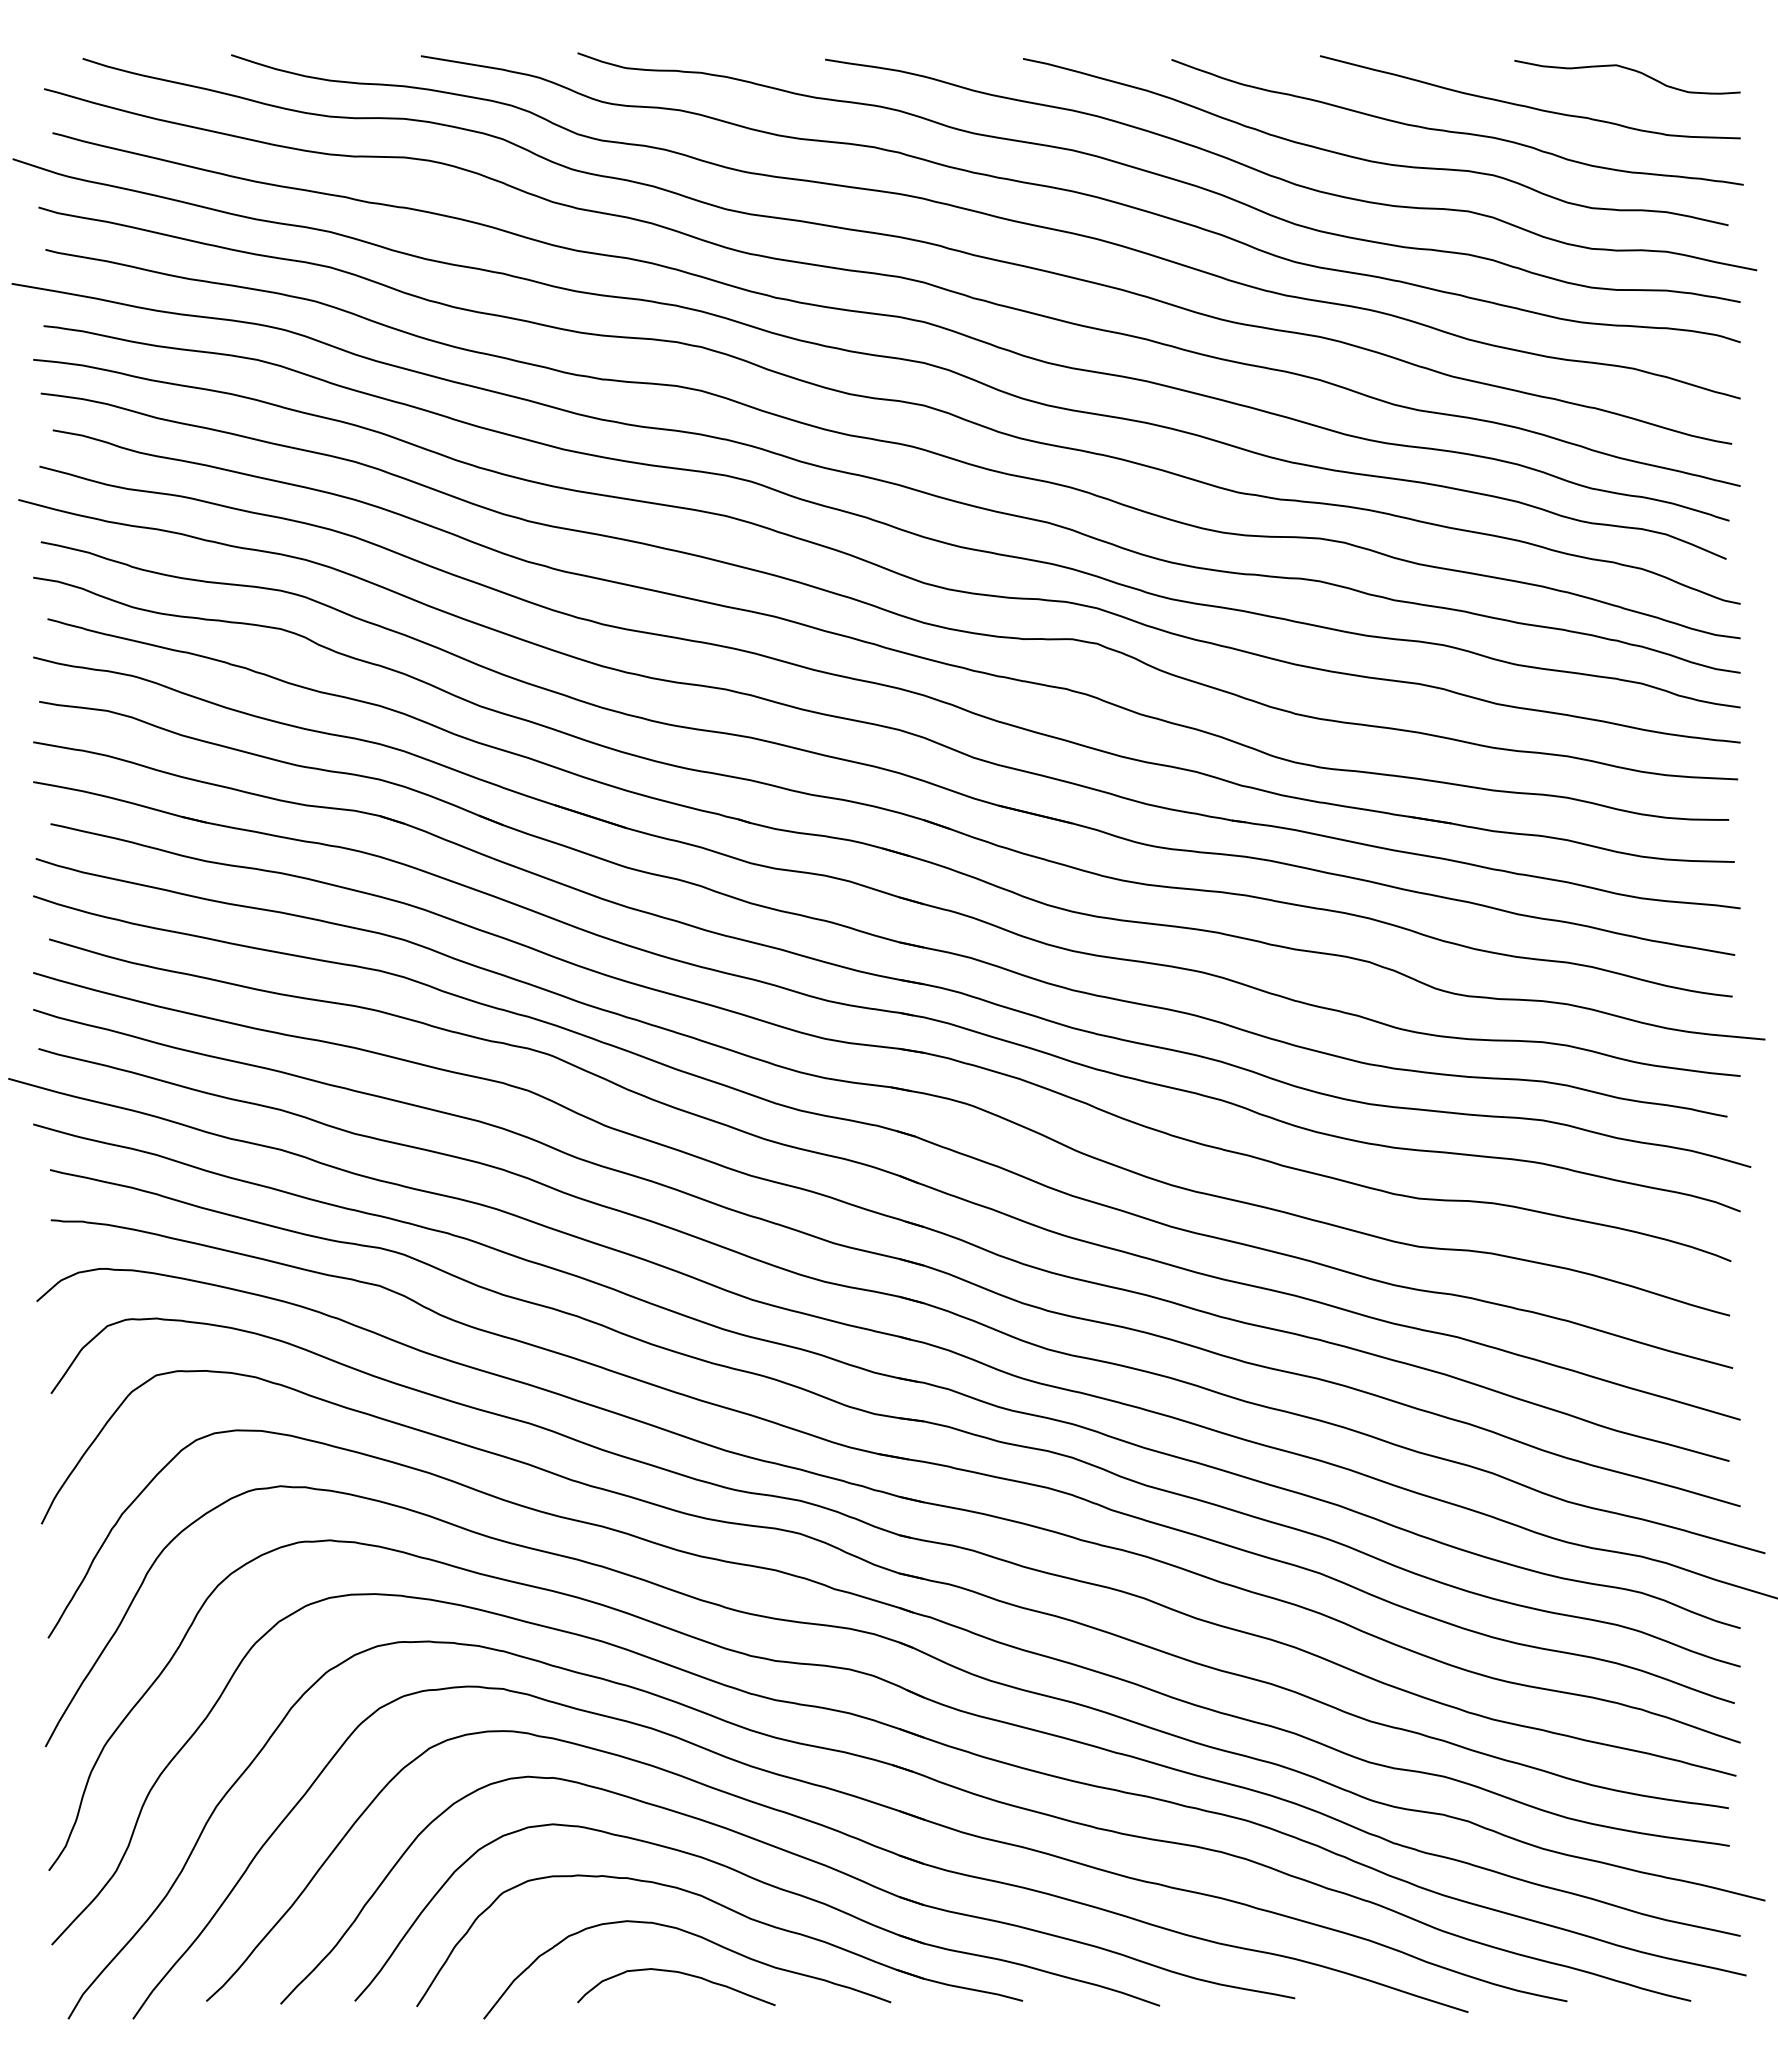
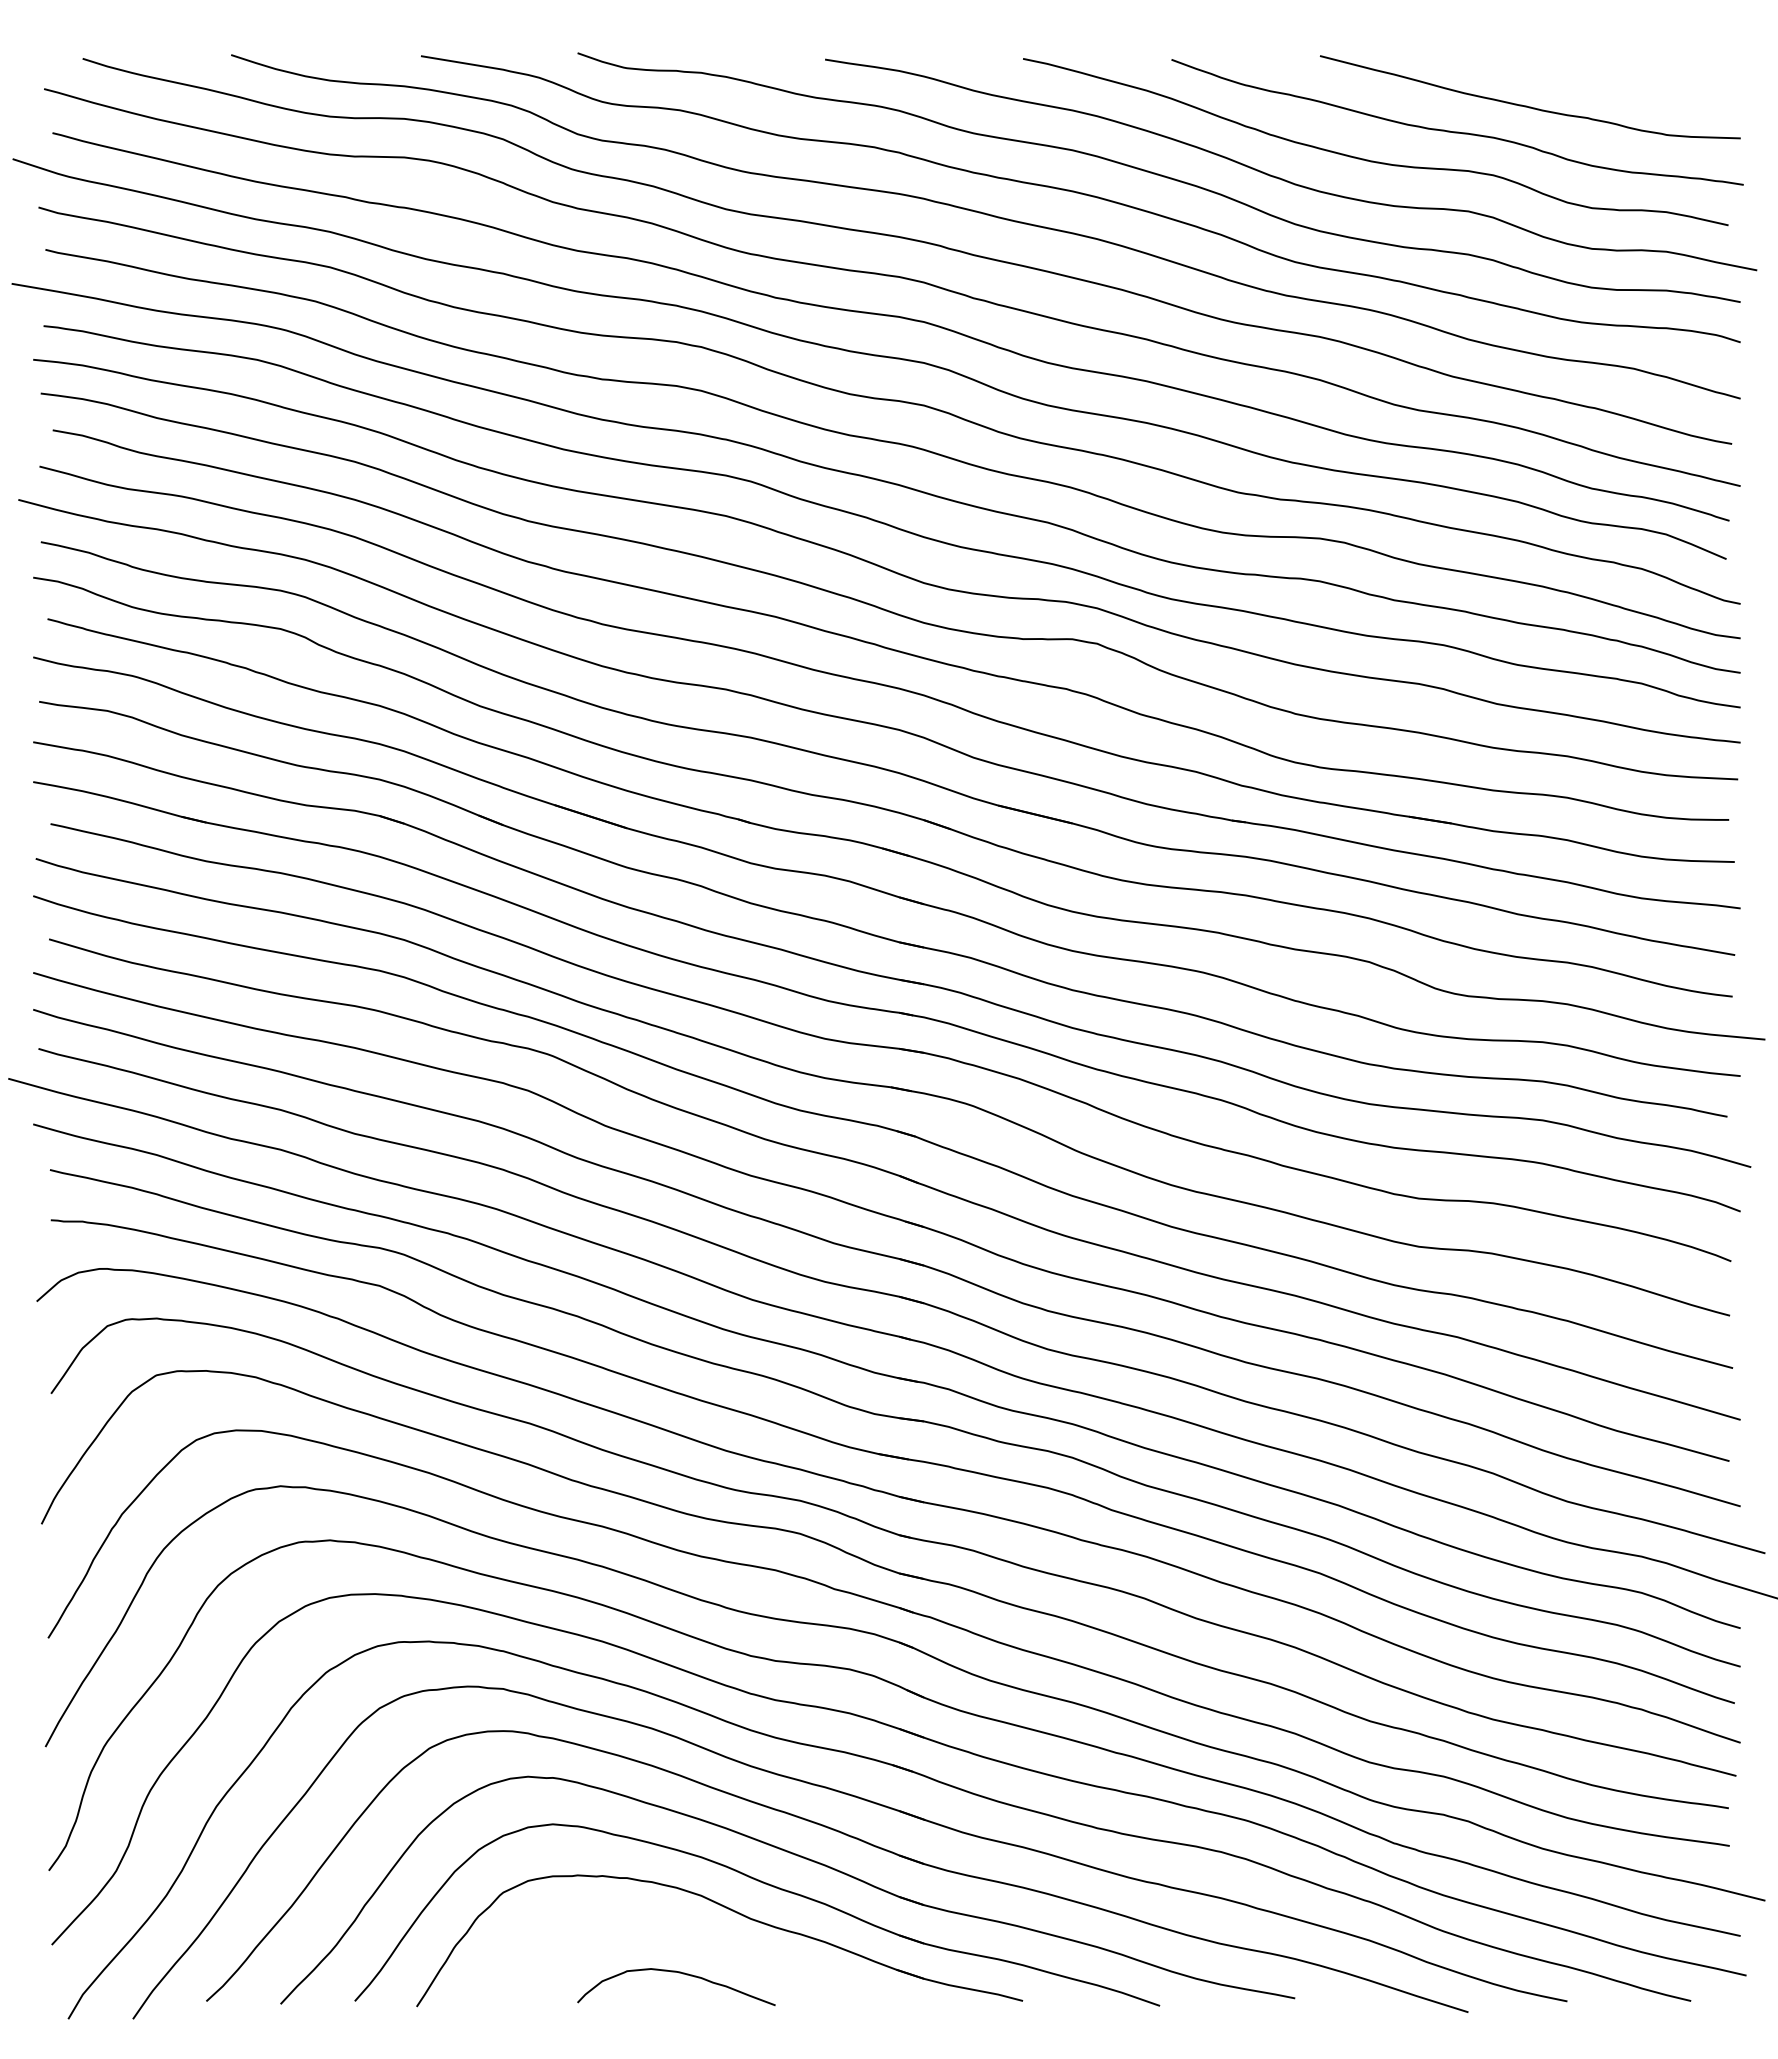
curve: present -> none (1630, 70)
curve: present -> none (698, 1937)
